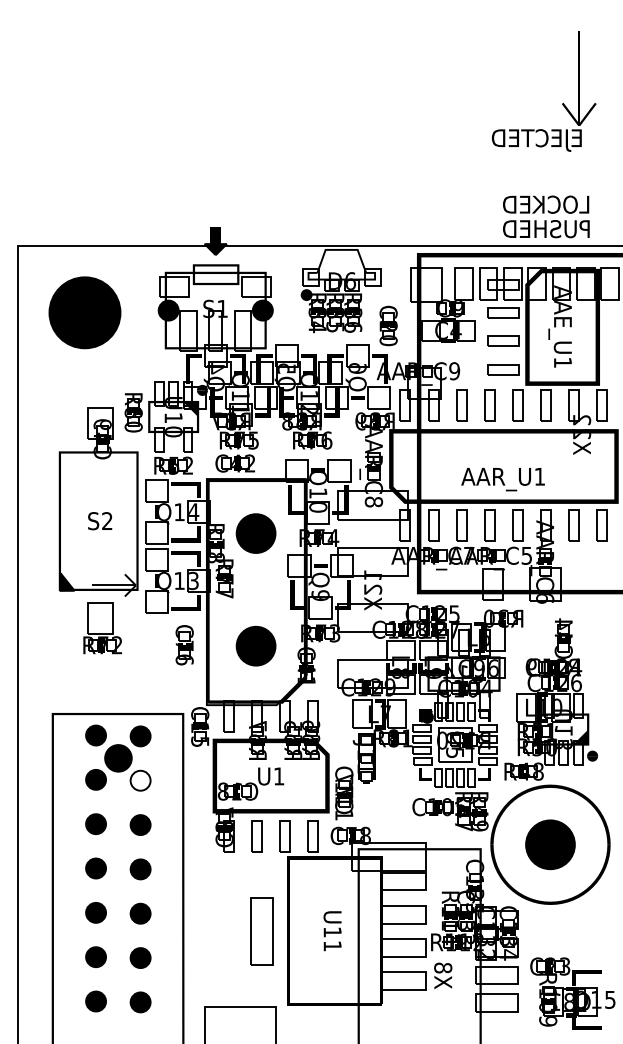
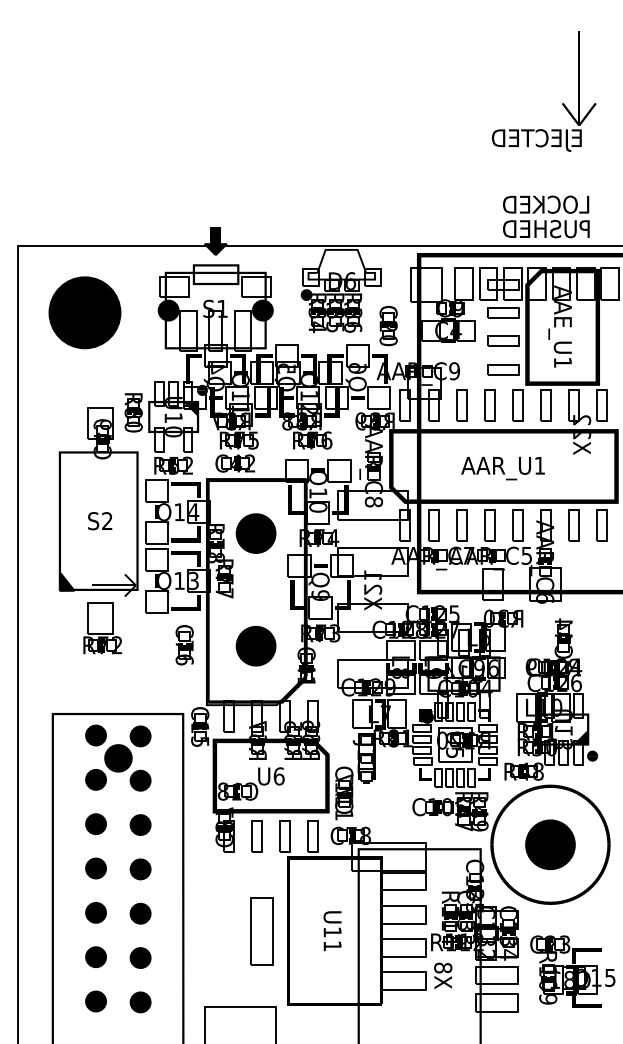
text position: (502, 479) -> (502, 468) (502, 468)
text: U1 -> U6 (278, 776)
fill: none -> present (140, 780)
part position: (572, 993) -> (572, 971) (572, 971)
